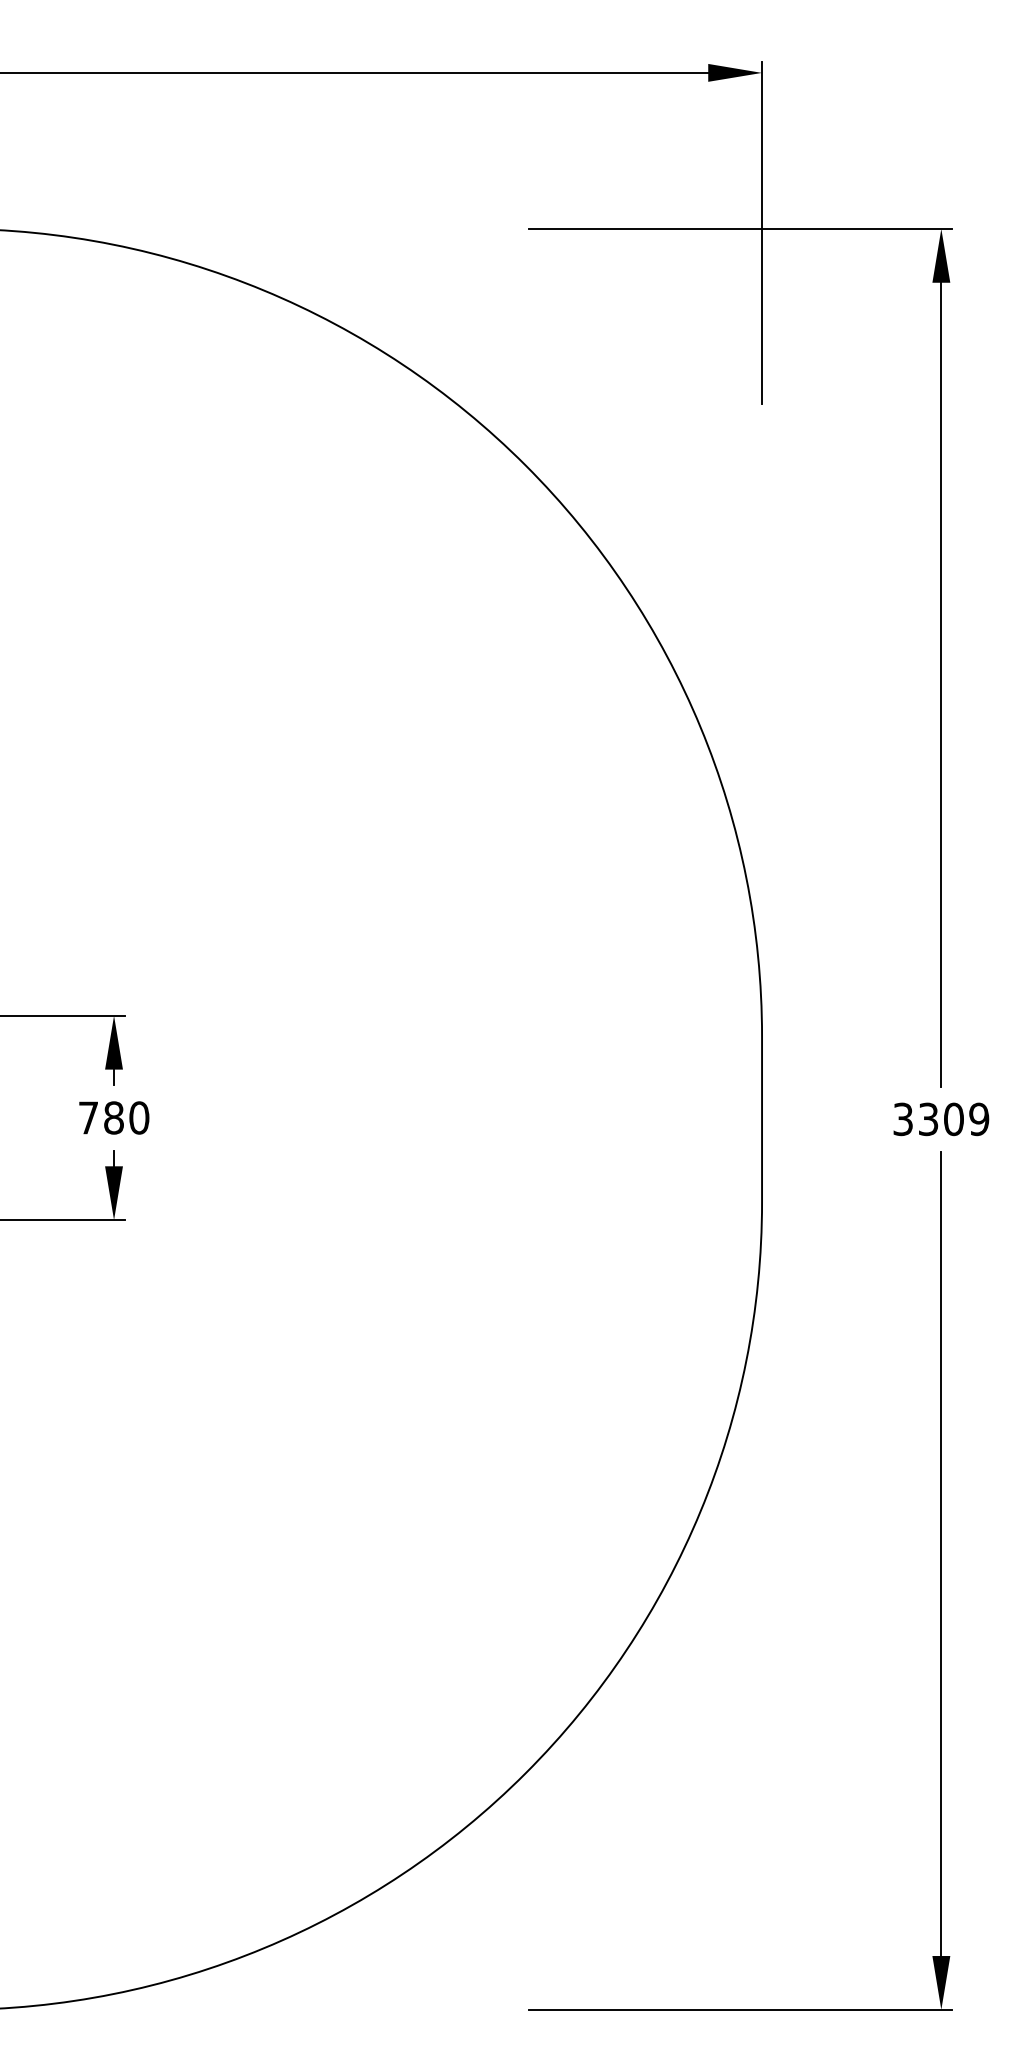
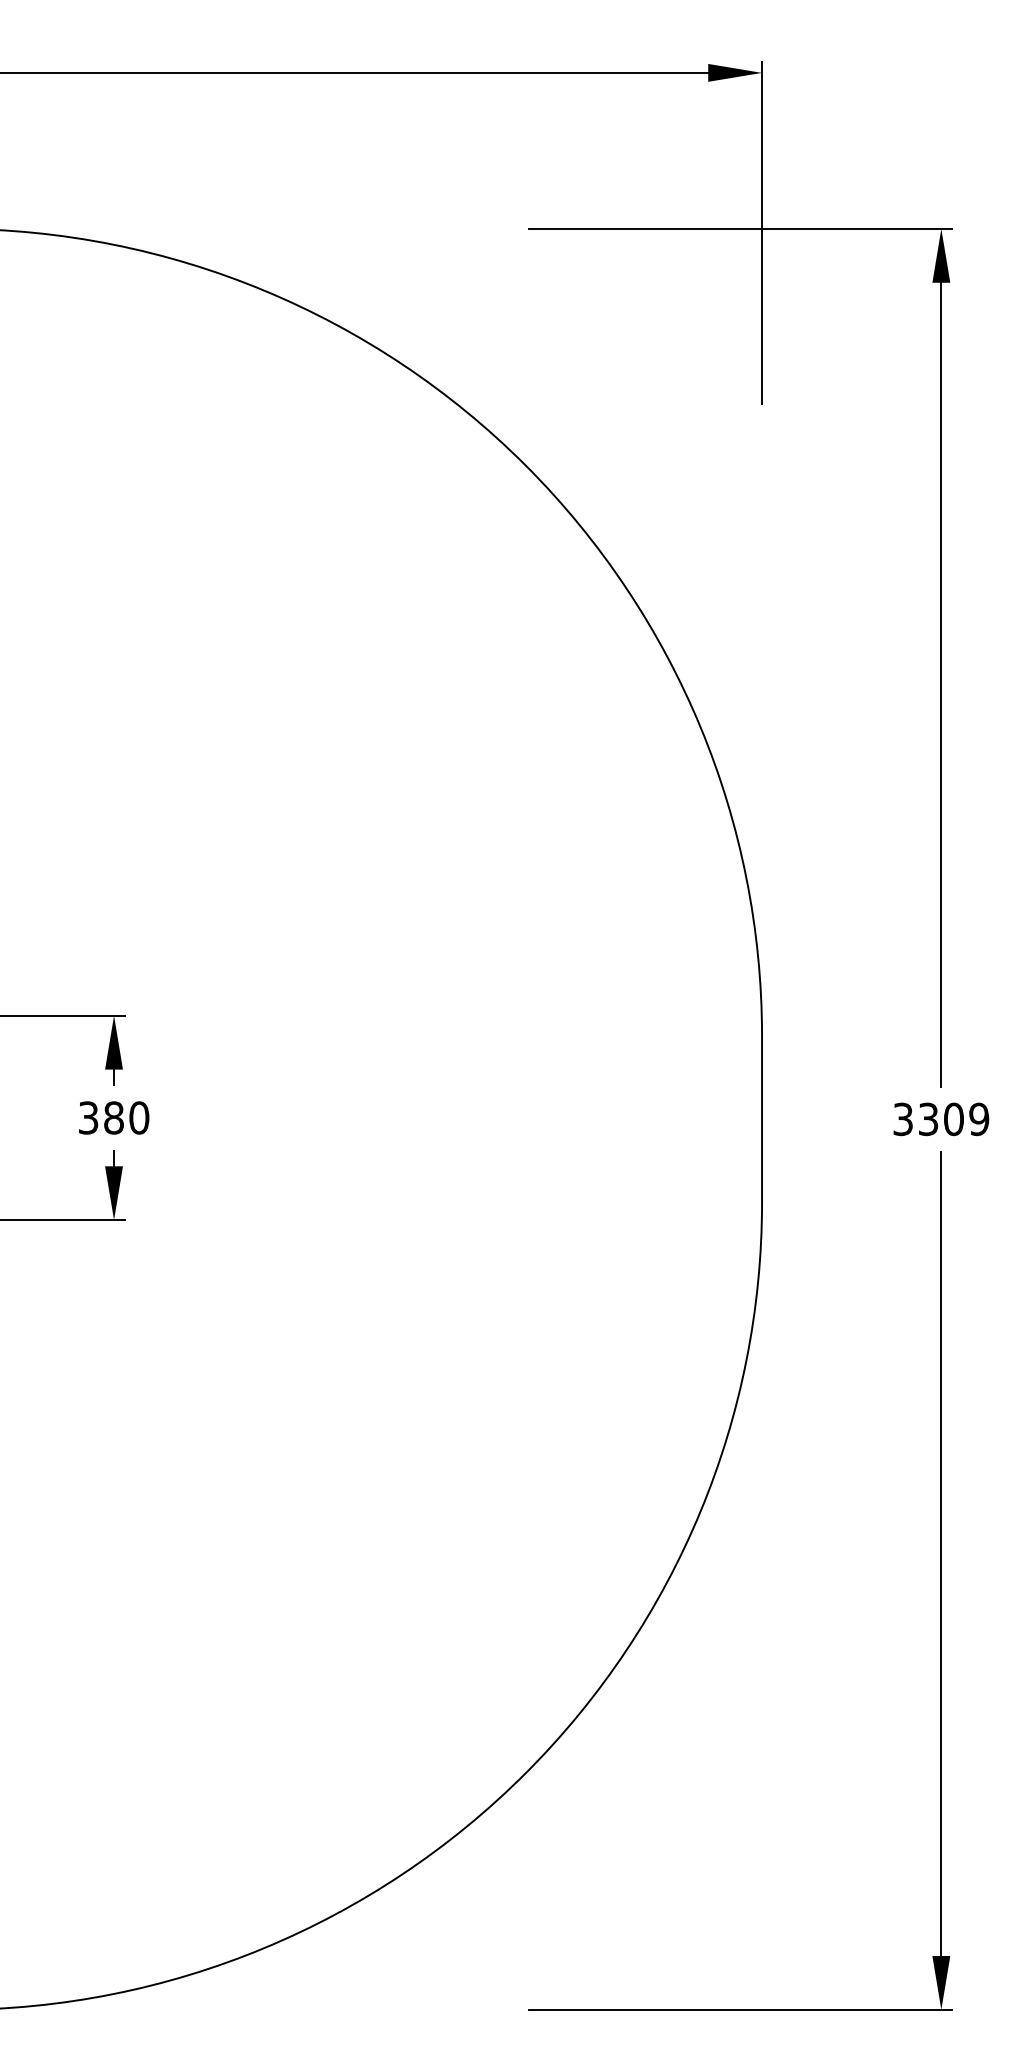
text: 780 -> 380 (88, 1117)
